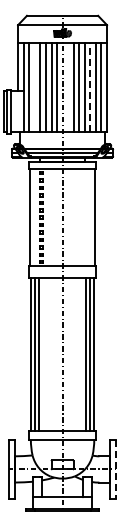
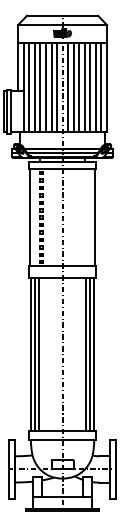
line: none -> present (34, 87)
line: none -> present (68, 87)
line: dashed -> solid (90, 87)
line: dashed -> solid (116, 469)
